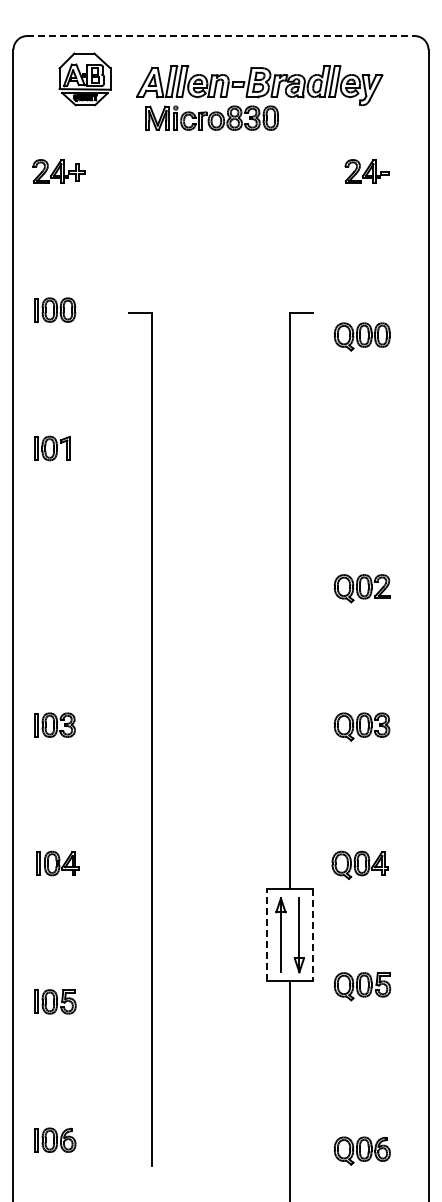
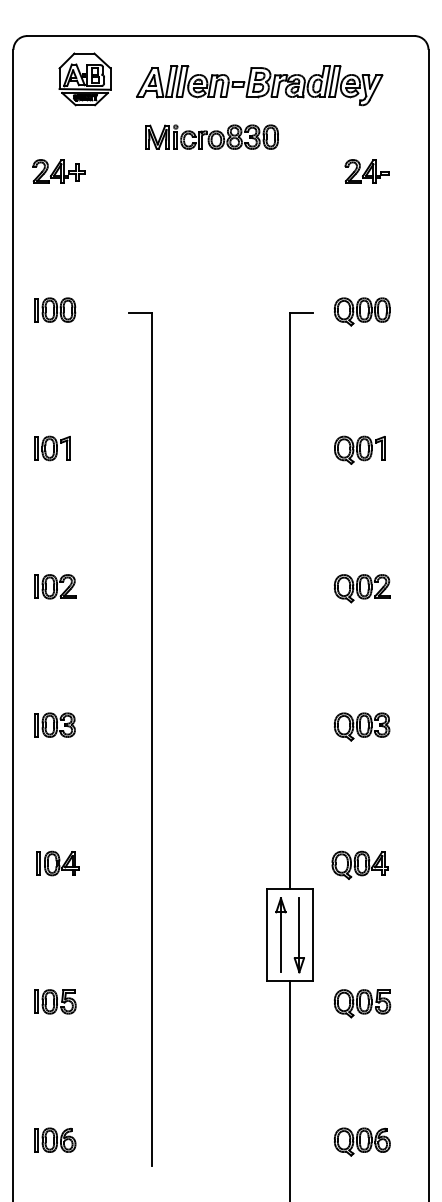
line: dashed -> solid (220, 36)
part position: (211, 117) -> (211, 136) (211, 136)
part position: (361, 336) -> (361, 311) (361, 311)
part: none -> present (359, 449)
part: none -> present (55, 586)
line: dashed -> solid (267, 934)
line: dashed -> solid (313, 935)
part position: (362, 986) -> (362, 1003) (362, 1003)
part position: (361, 1150) -> (361, 1141) (361, 1141)
